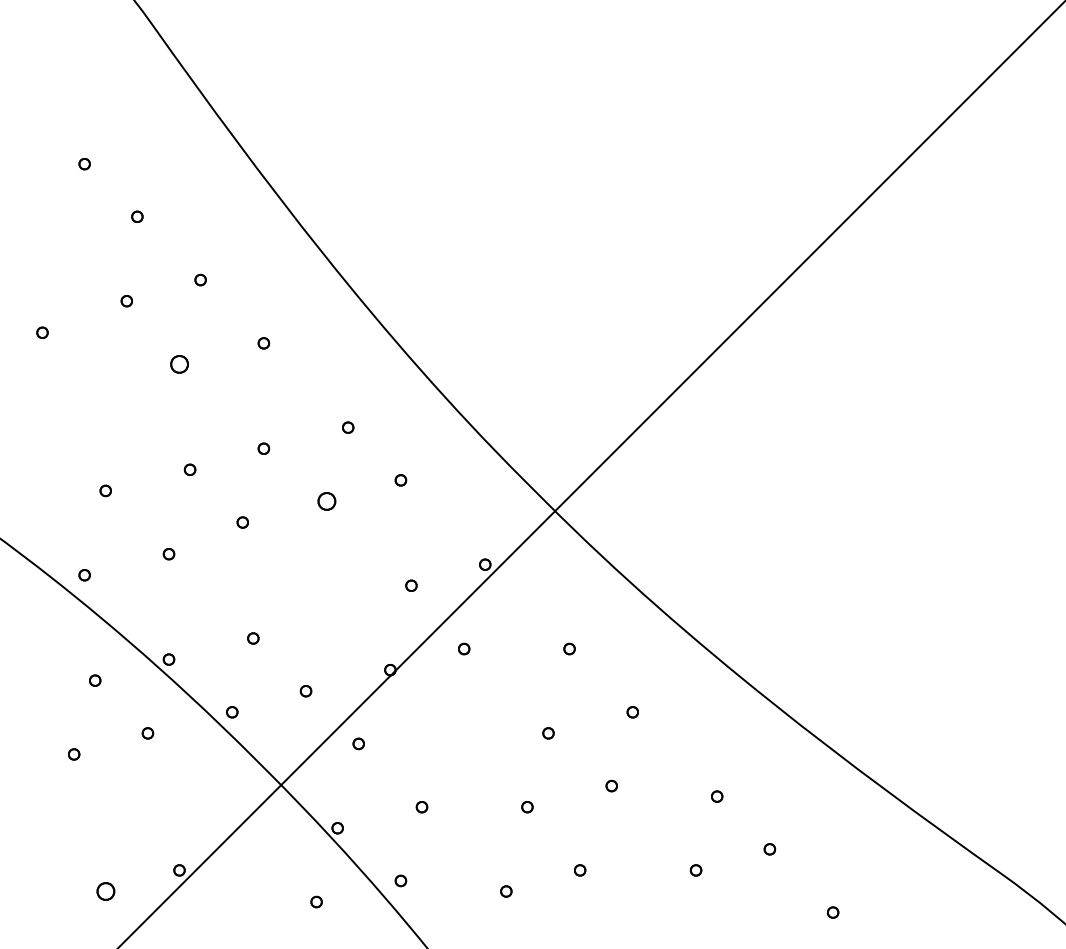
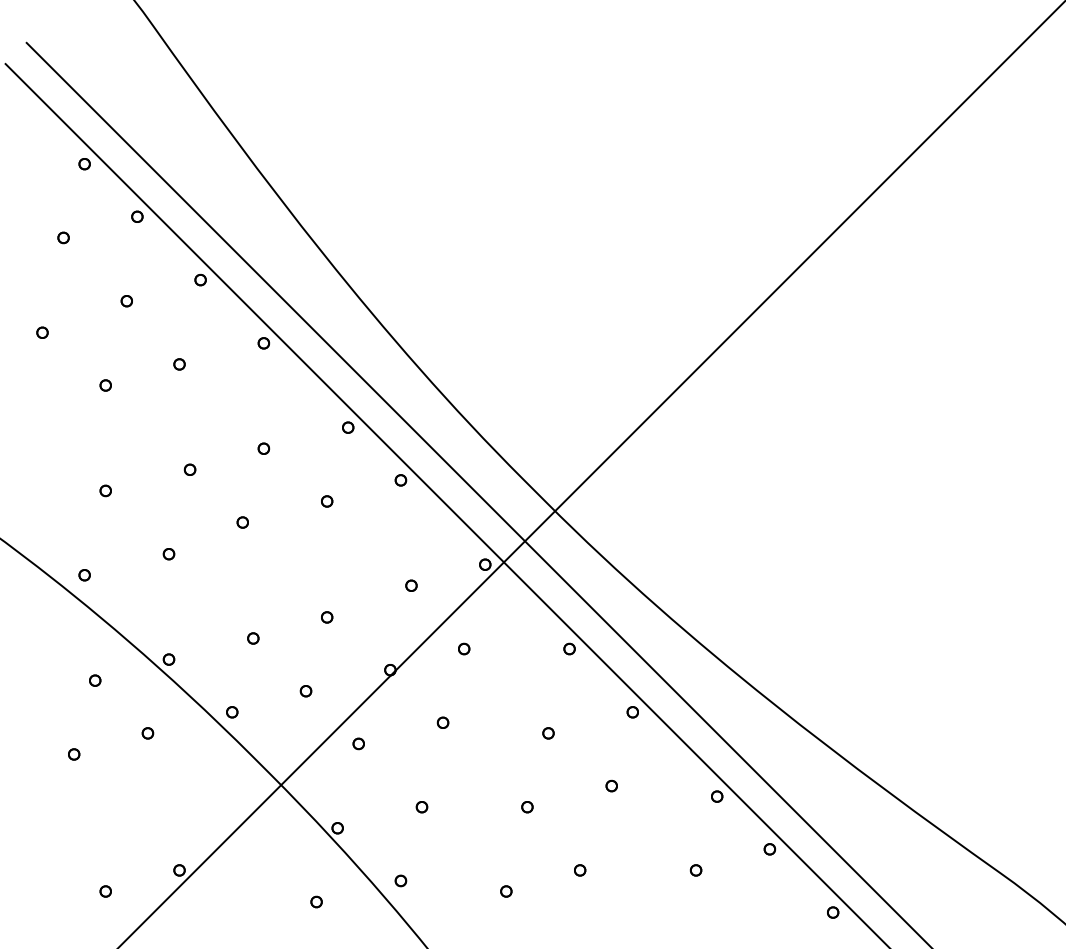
part: none -> present (63, 237)
part size: 19x19 px -> 13x13 px (179, 364)
part: none -> present (105, 385)
line: none -> present (477, 493)
part size: 20x19 px -> 13x13 px (327, 501)
line: none -> present (446, 504)
part: none -> present (327, 617)
part: none -> present (442, 722)
part size: 20x19 px -> 13x13 px (105, 891)
